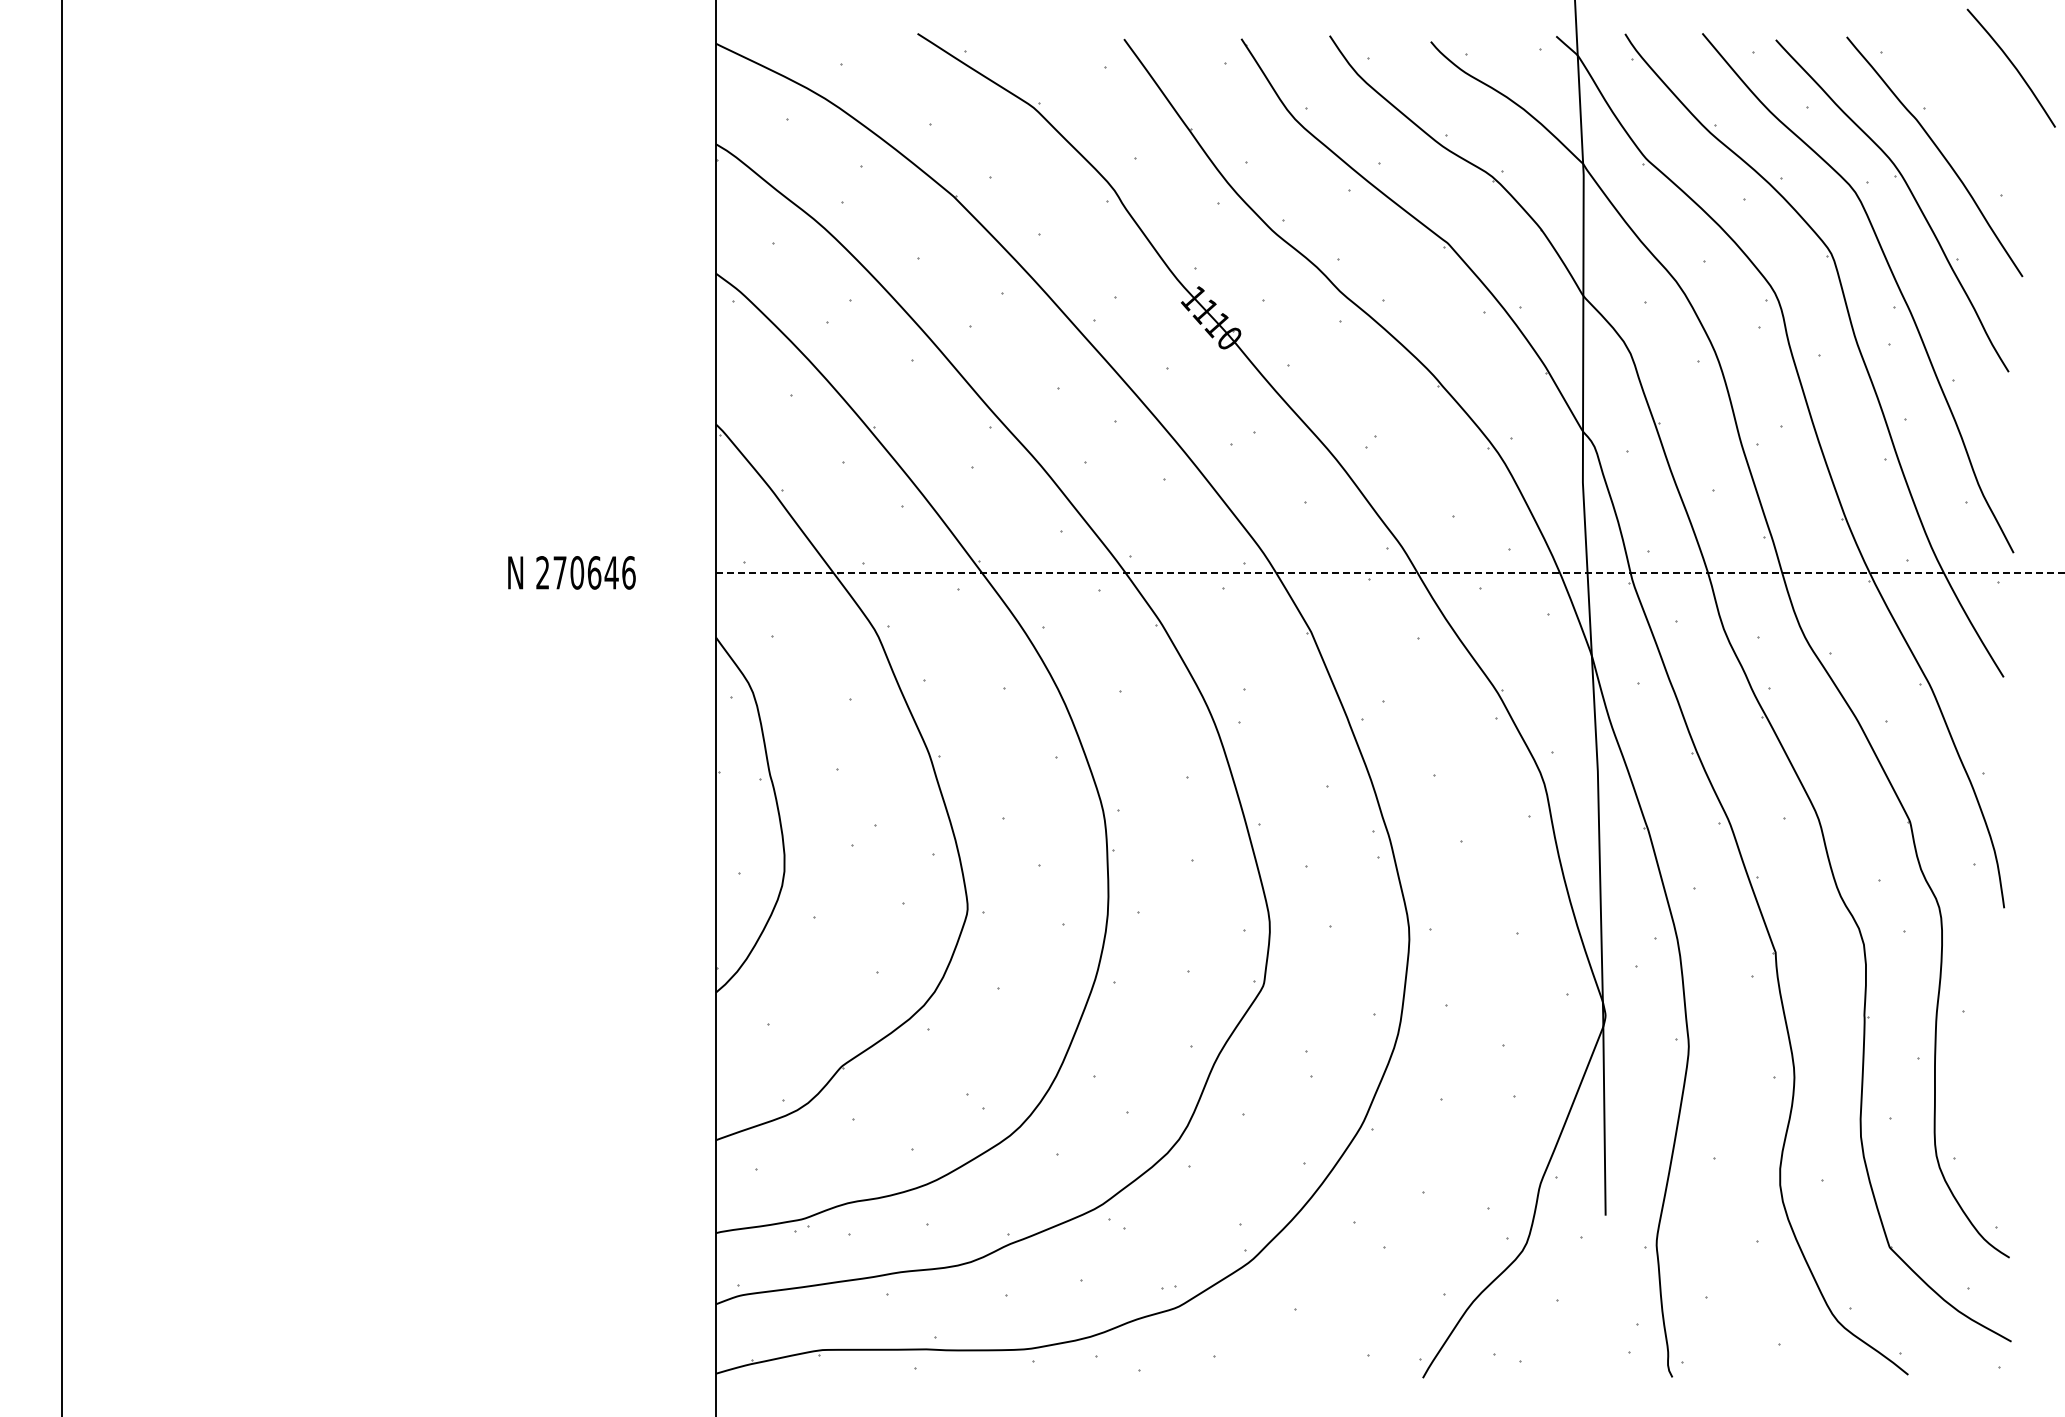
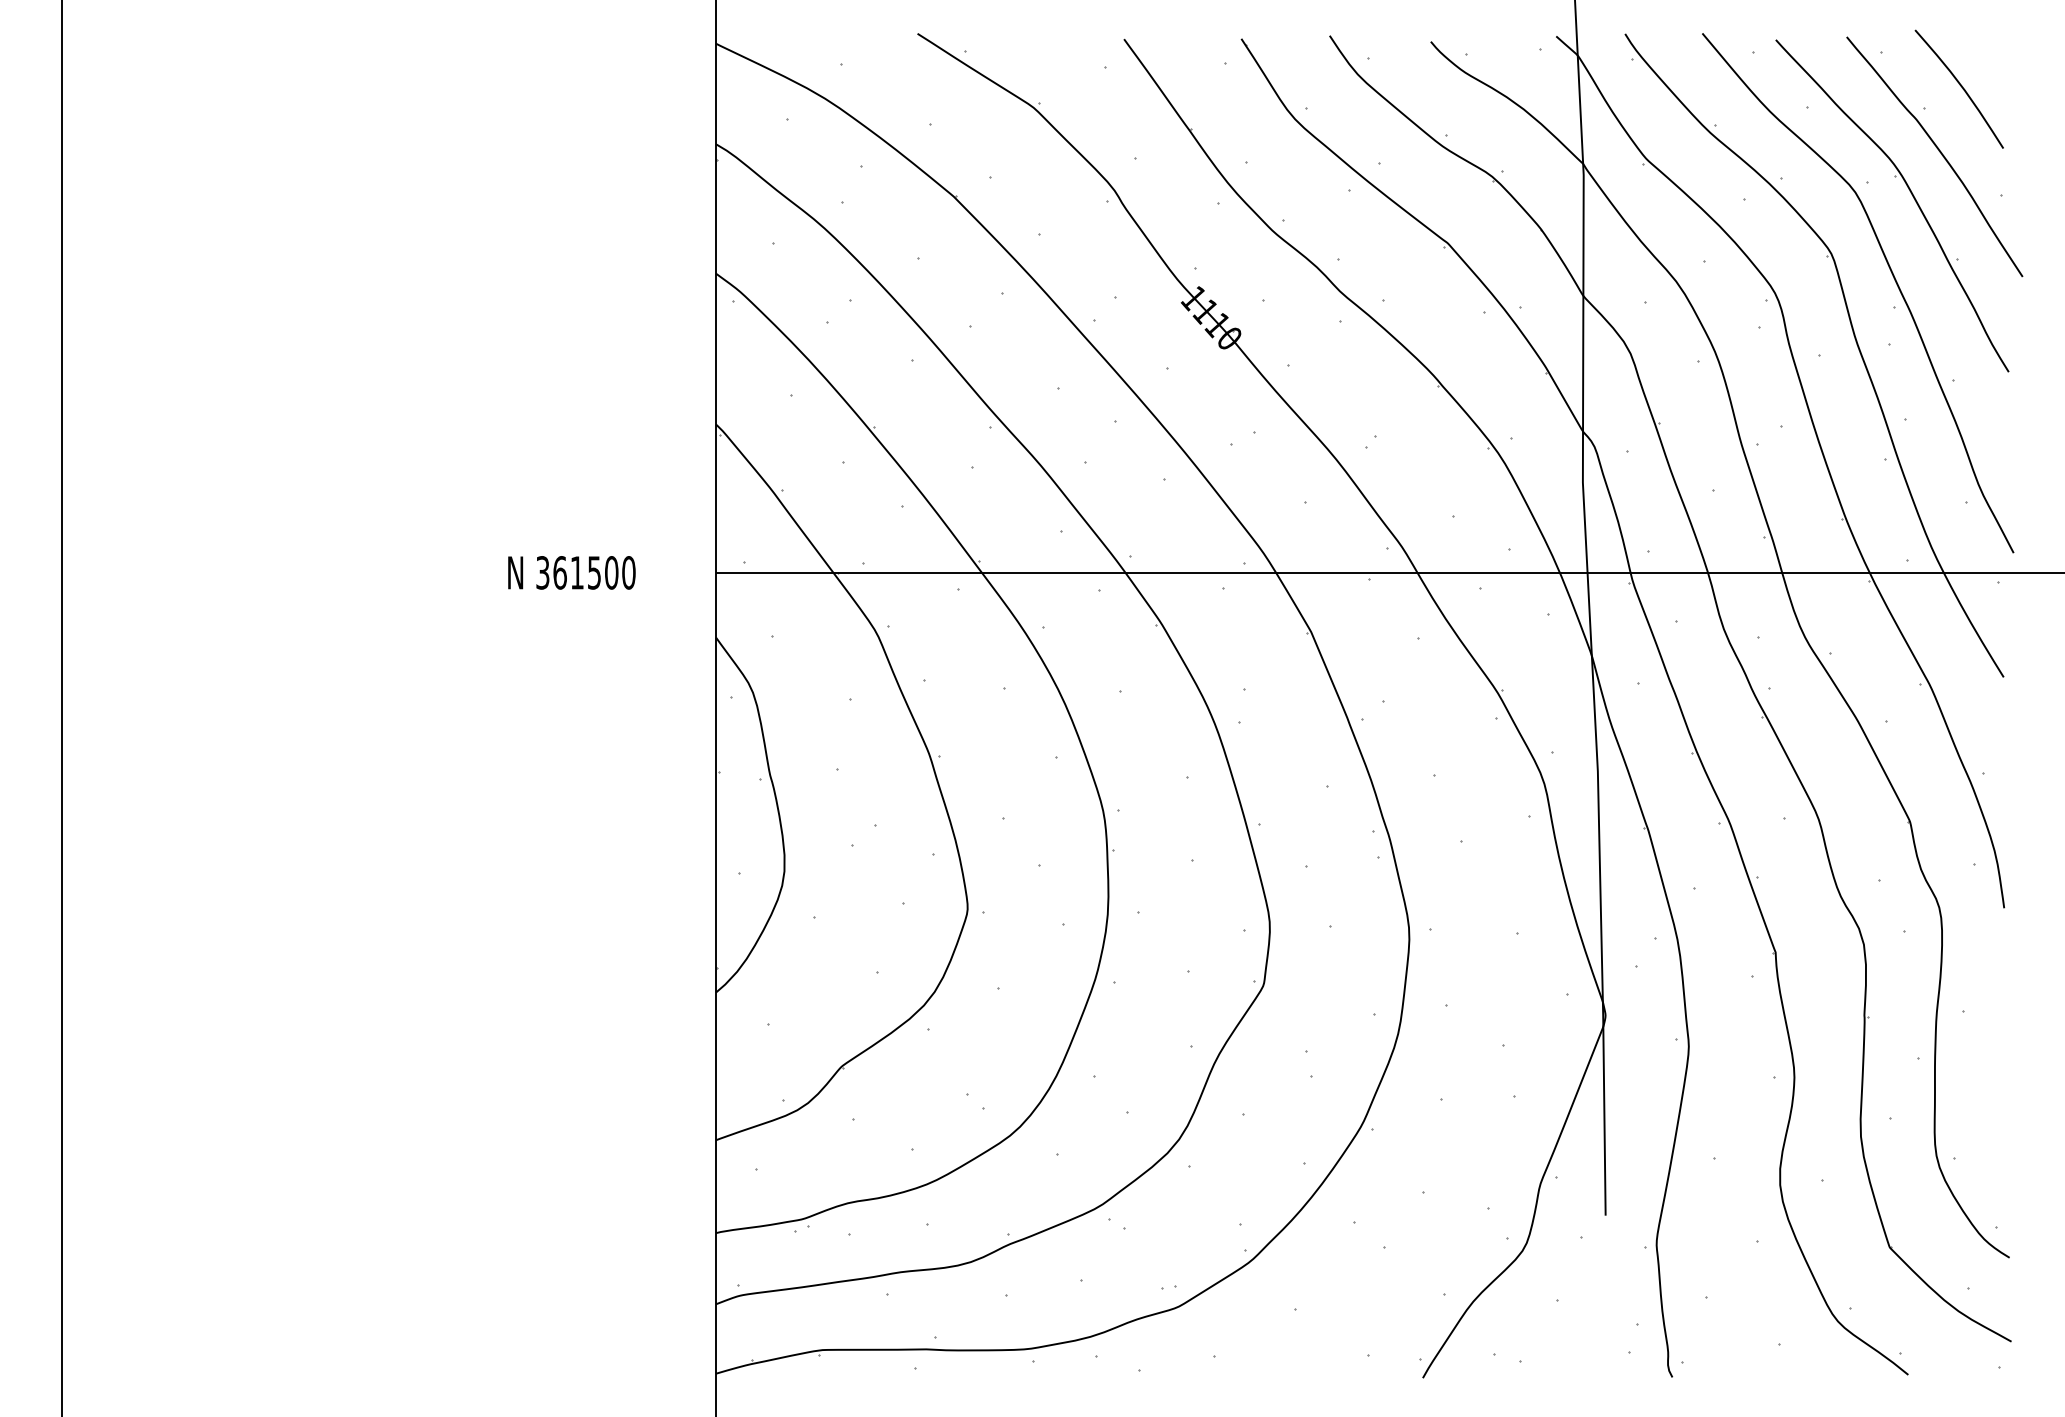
curve position: (2012, 65) -> (1960, 86) (1960, 86)
text: 270646 -> 361500 (585, 572)
line: dashed -> solid (1390, 572)
